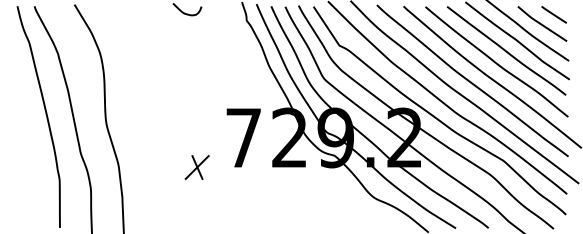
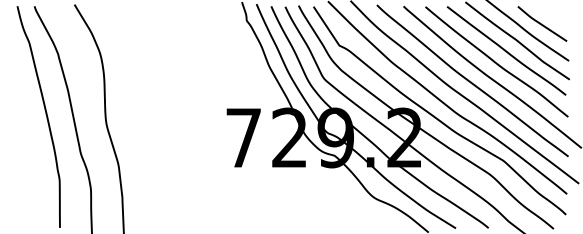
curve: present -> none (187, 13)
line: present -> none (553, 14)
part: present -> none (196, 167)
